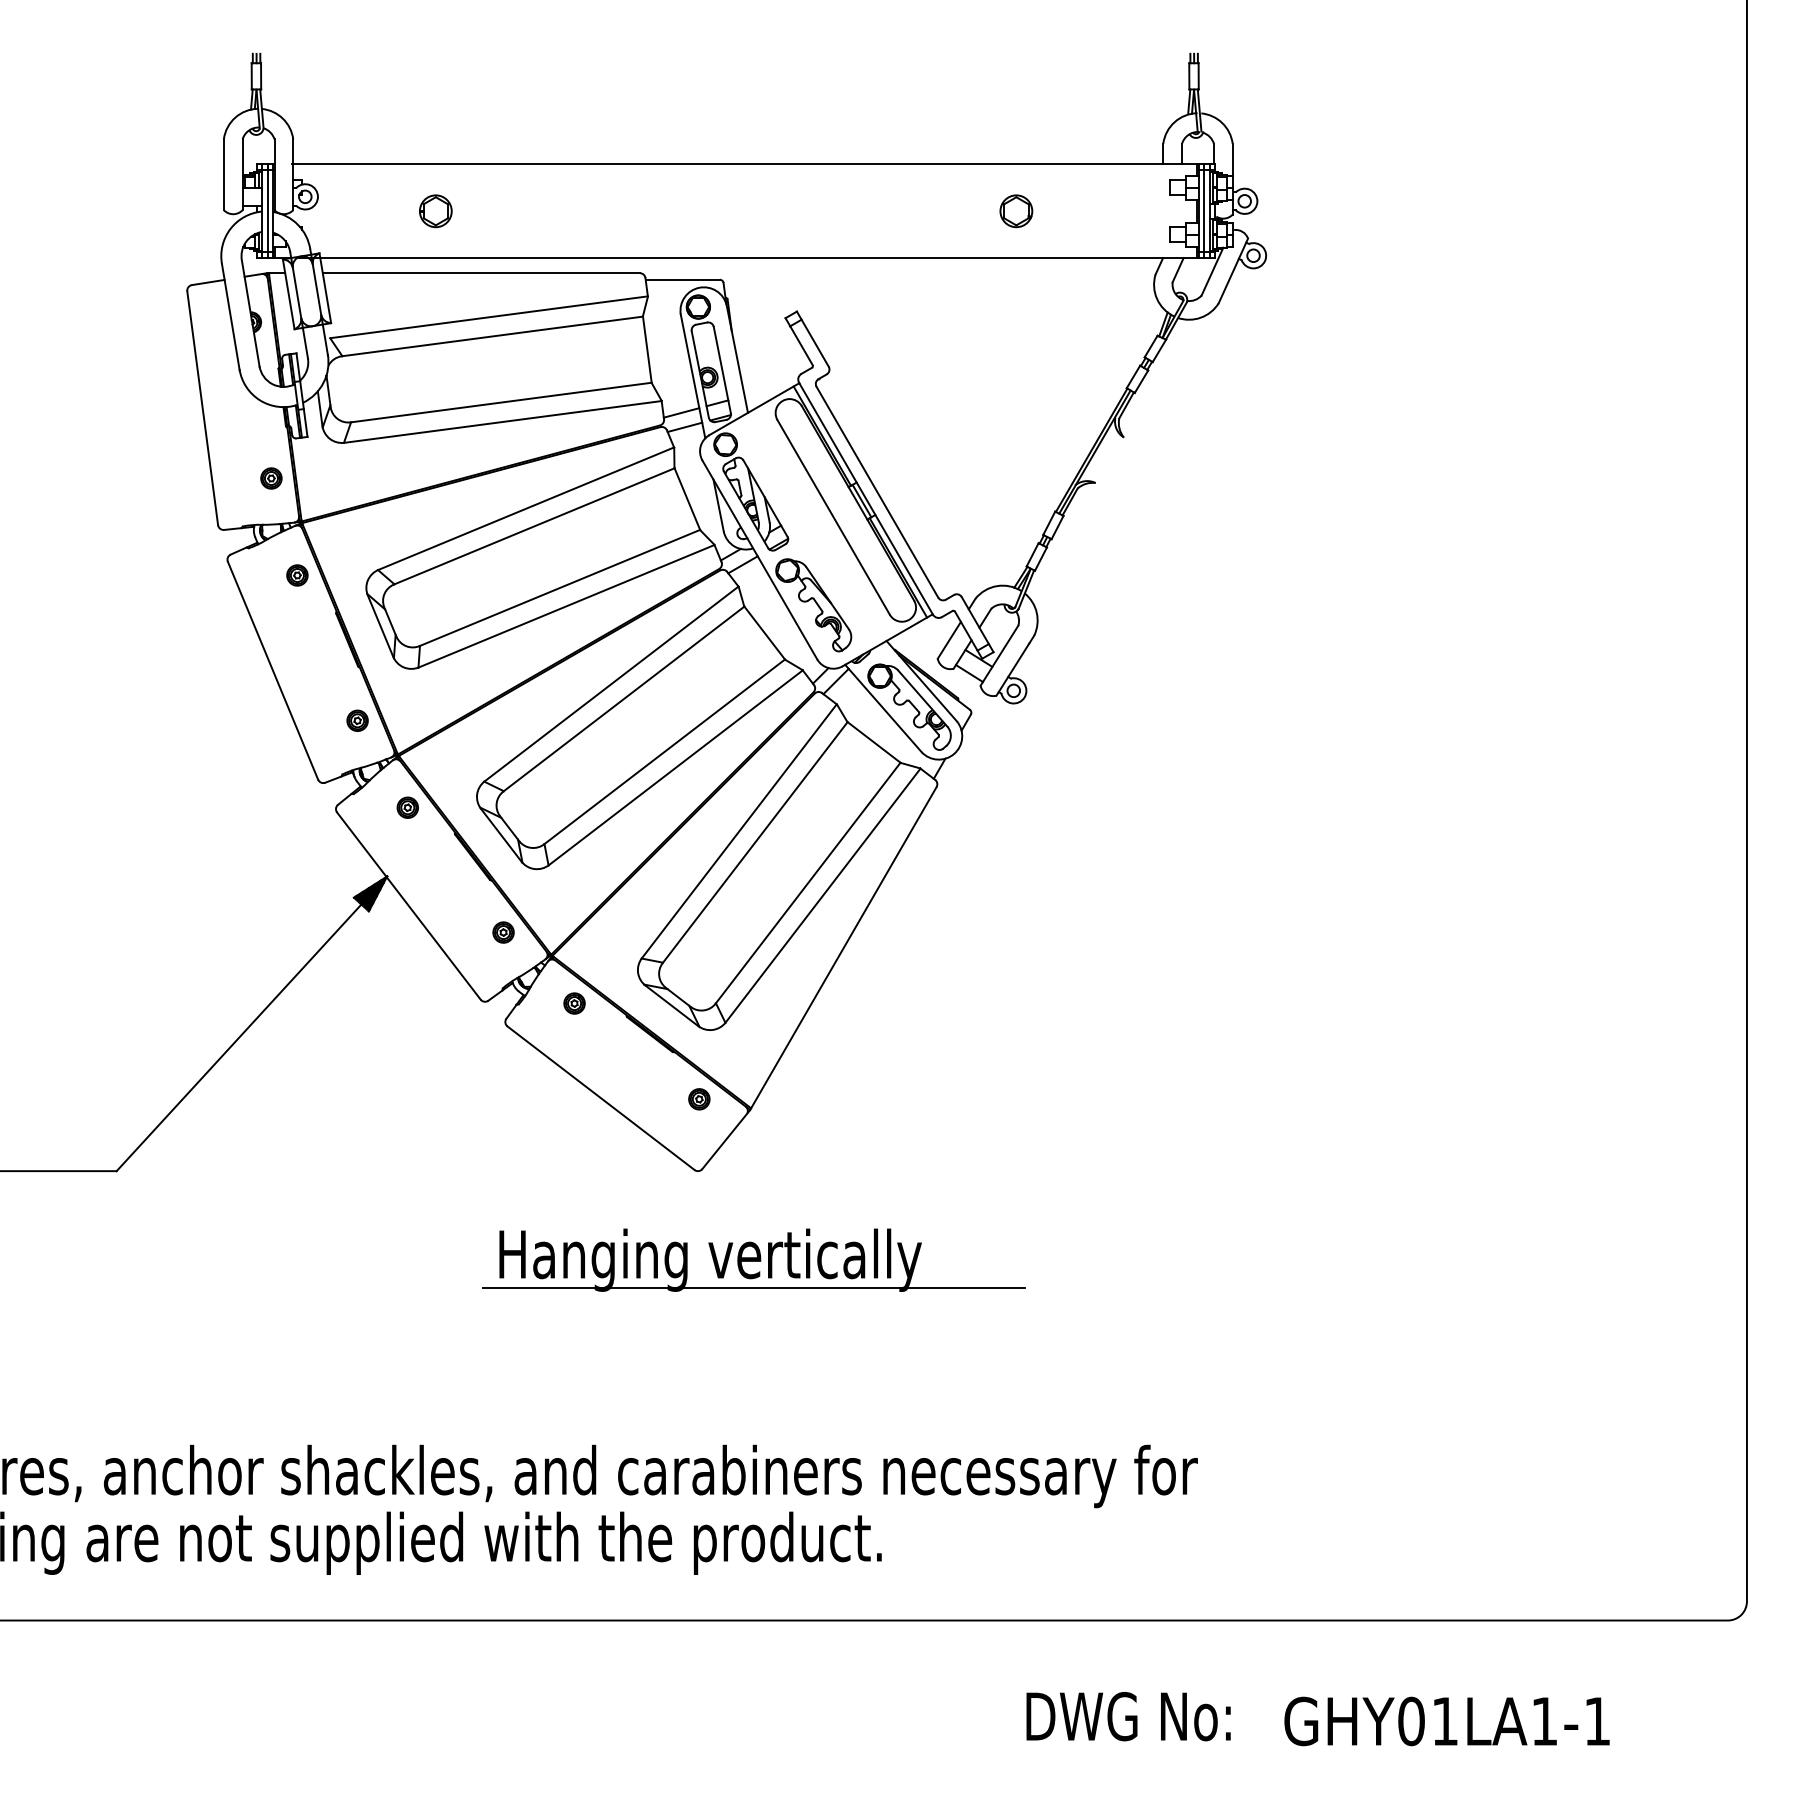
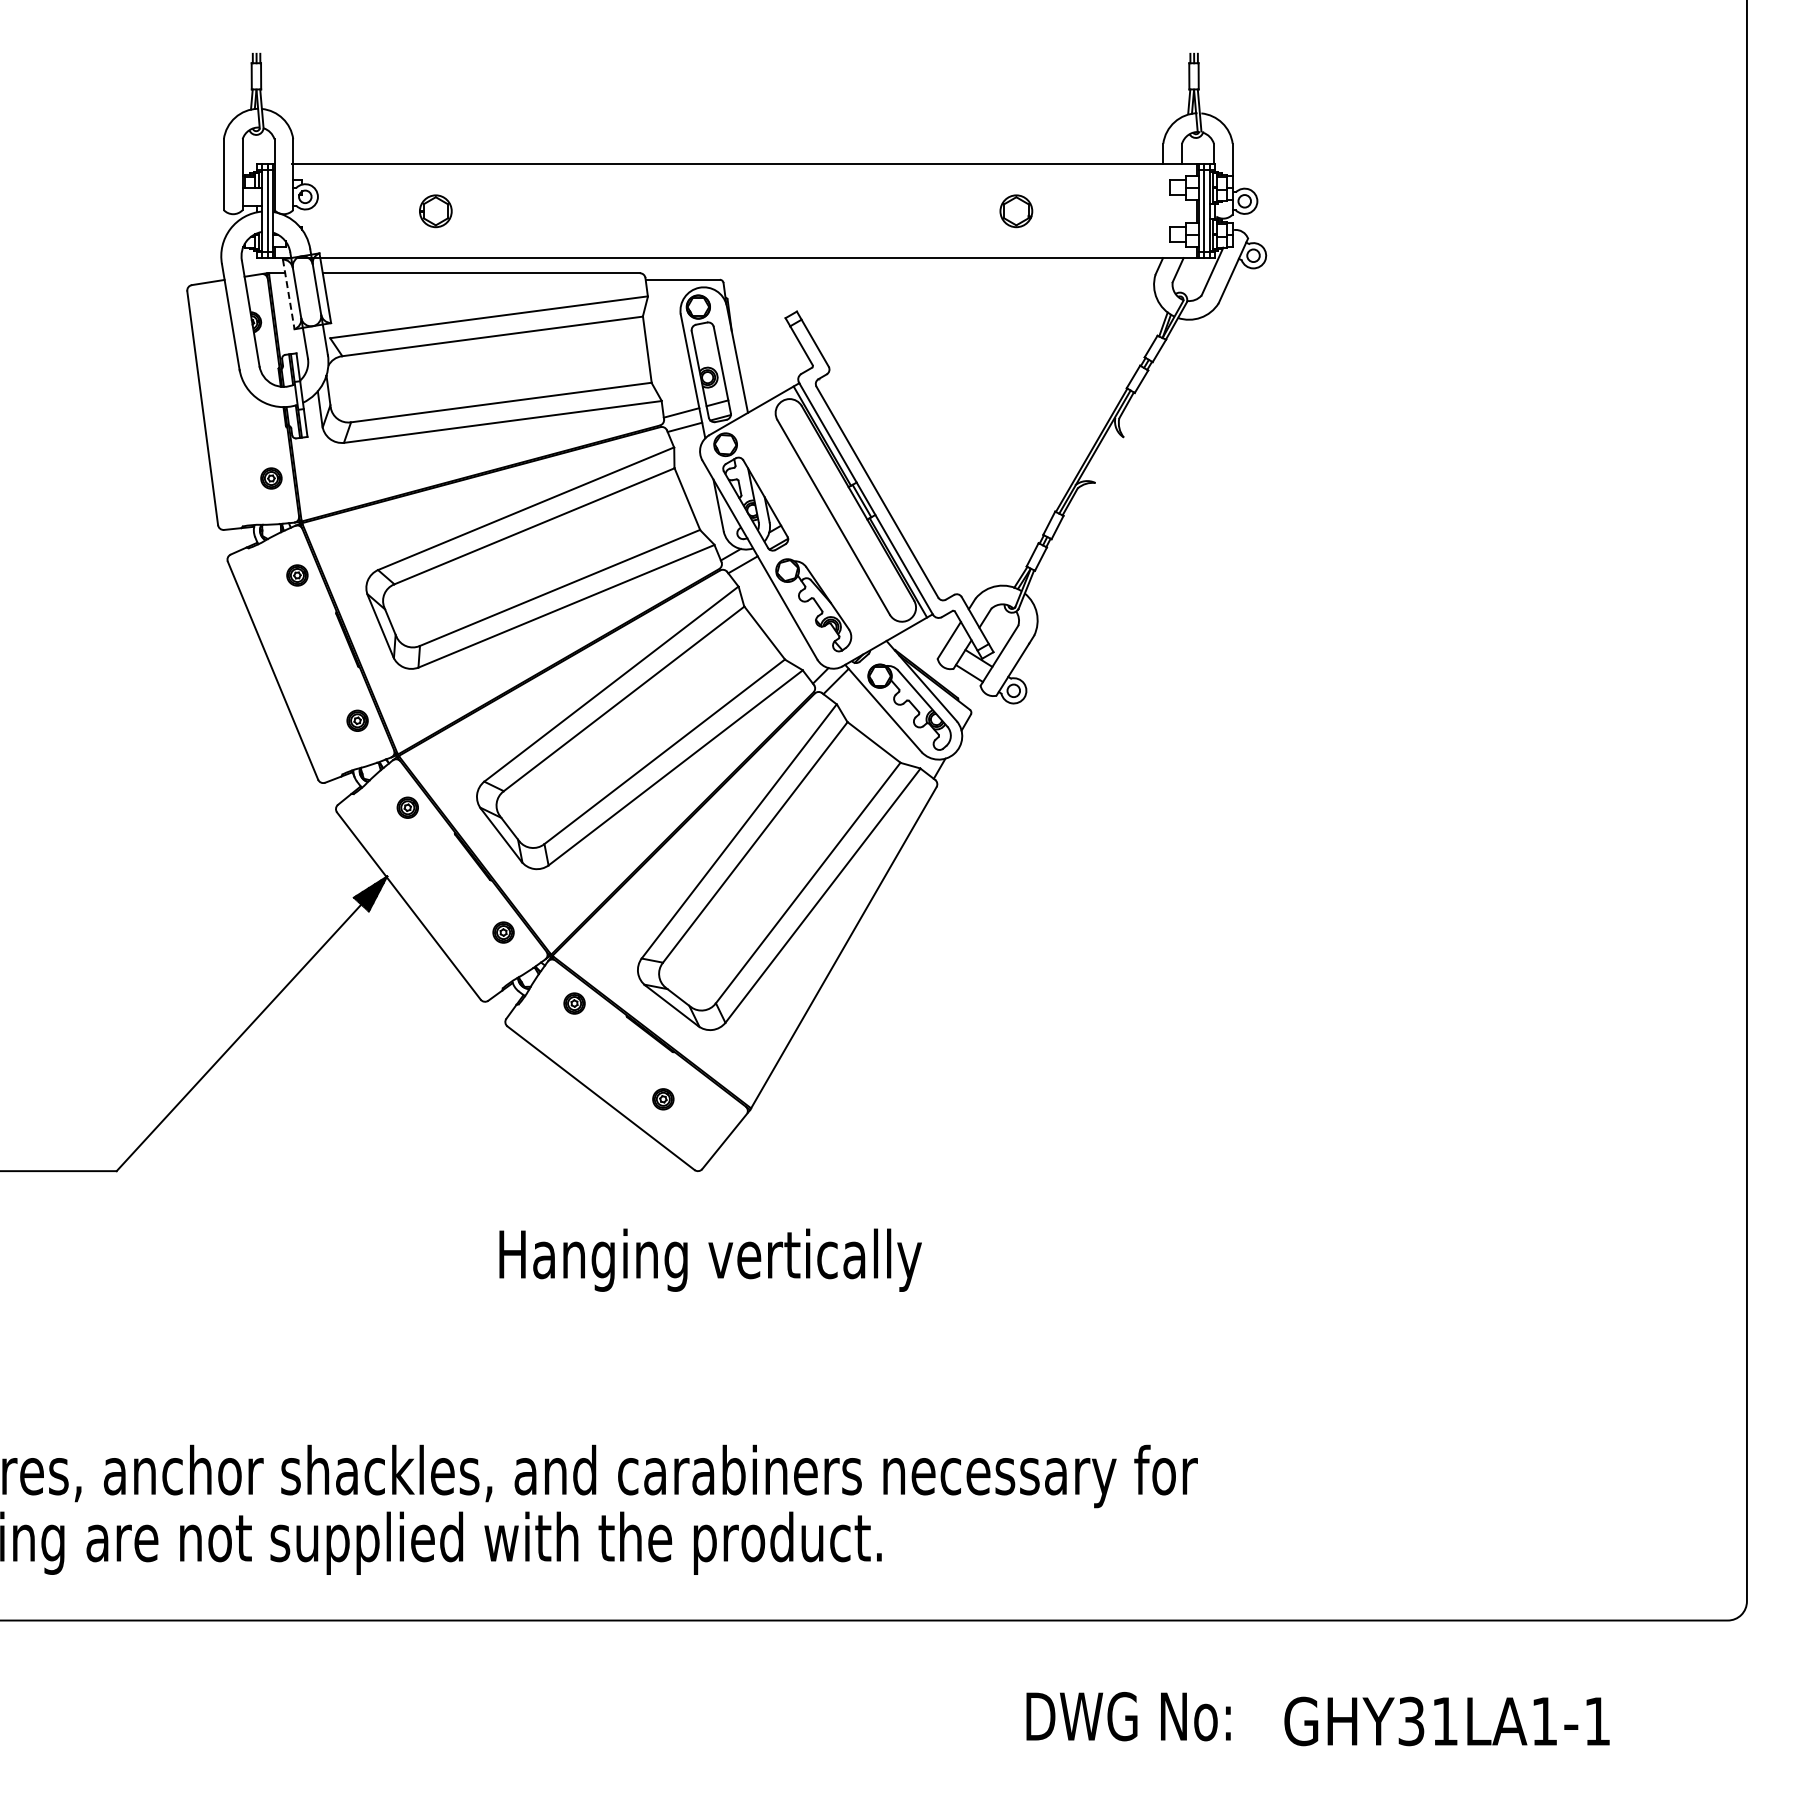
line: solid -> dashed (288, 294)
part position: (699, 1099) -> (663, 1099) (663, 1099)
line: present -> none (753, 1288)
text: GHY01LA1-1 -> GHY31LA1-1 (1411, 1721)
